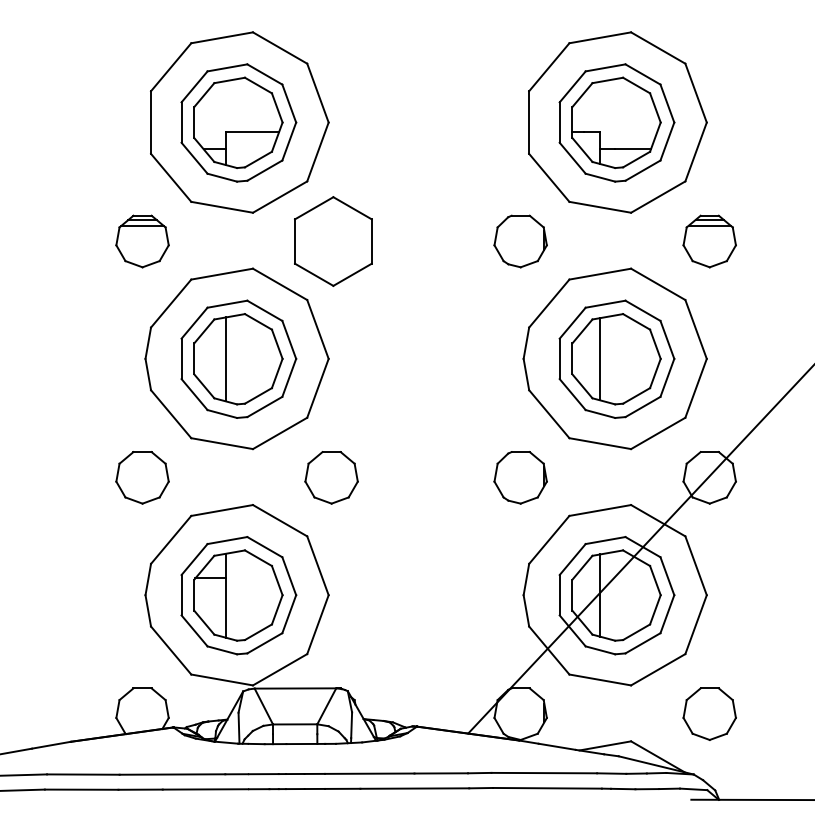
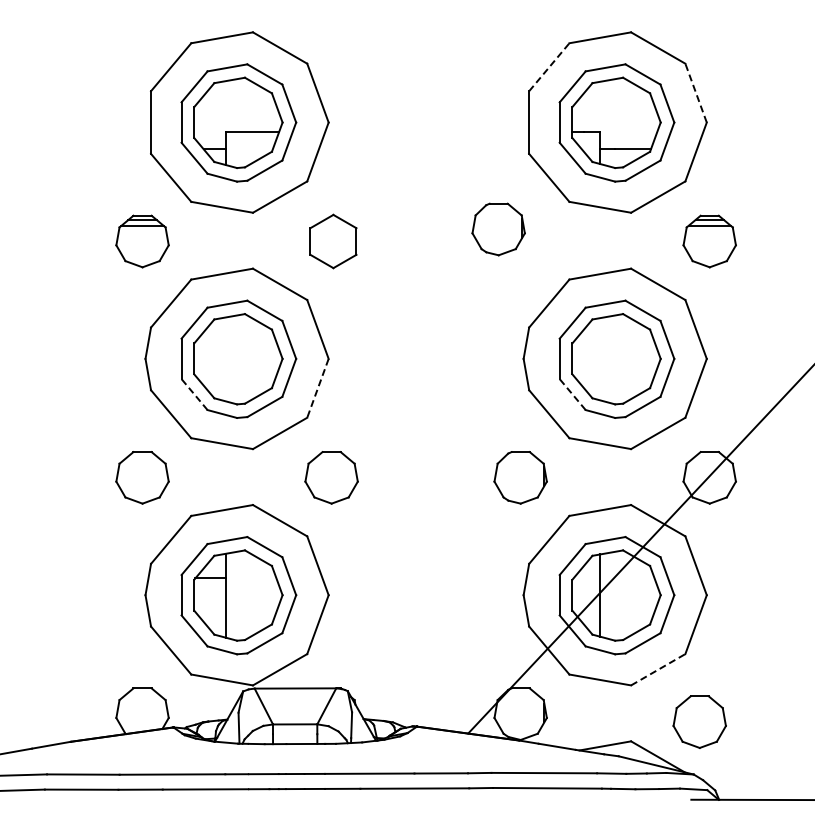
line: solid -> dashed (549, 66)
line: solid -> dashed (695, 92)
part size: 79x91 px -> 49x57 px (333, 241)
part position: (520, 241) -> (498, 229) (498, 229)
line: present -> none (225, 359)
line: present -> none (600, 359)
line: solid -> dashed (317, 388)
line: solid -> dashed (194, 394)
line: solid -> dashed (572, 394)
line: solid -> dashed (658, 669)
part position: (709, 713) -> (699, 721) (699, 721)
